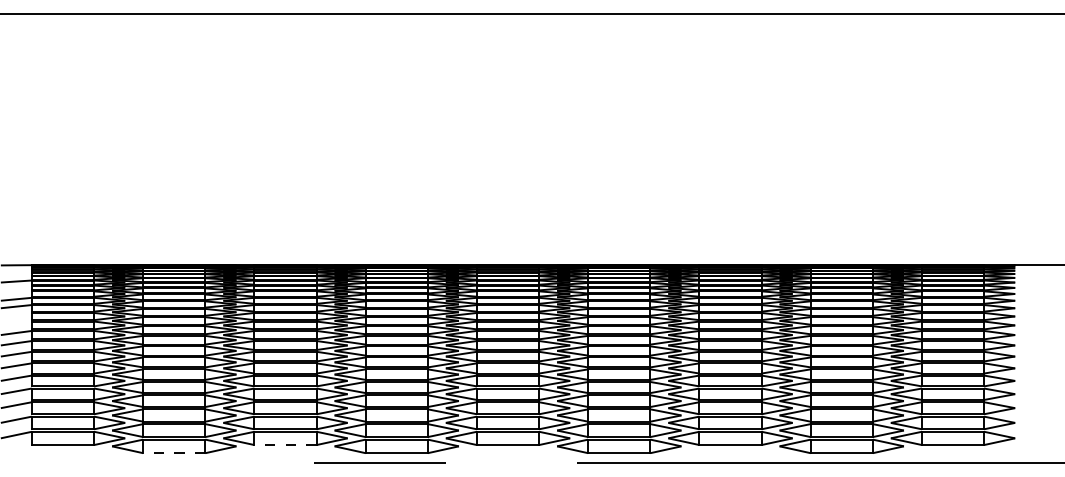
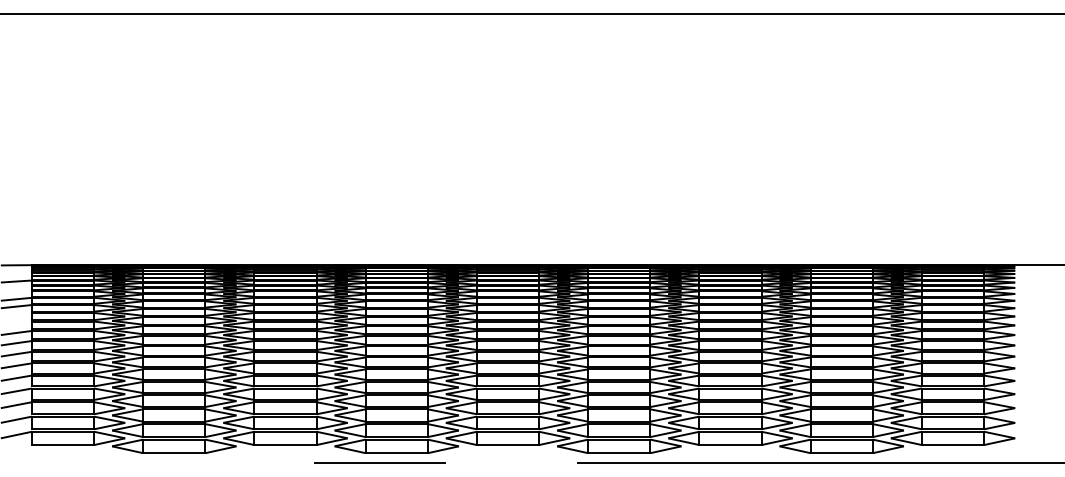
line: dashed -> solid (285, 445)
line: dashed -> solid (173, 453)
